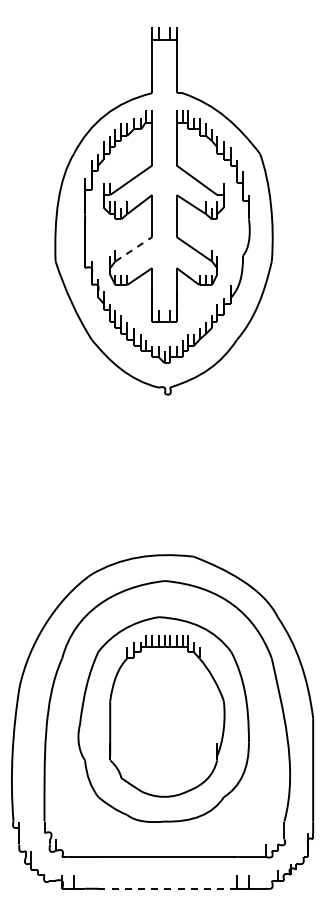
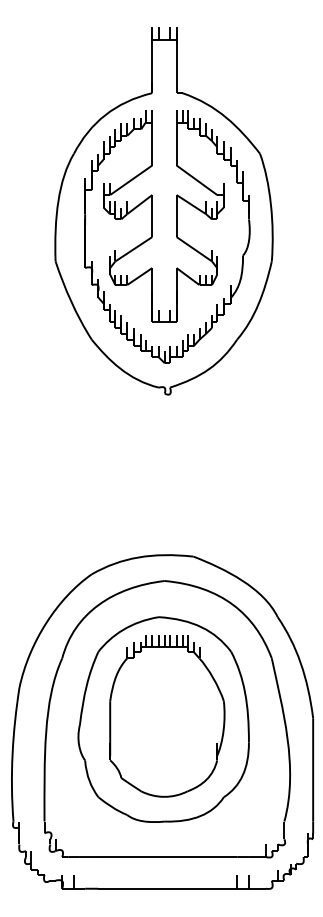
line: dashed -> solid (134, 249)
line: dashed -> solid (168, 888)
